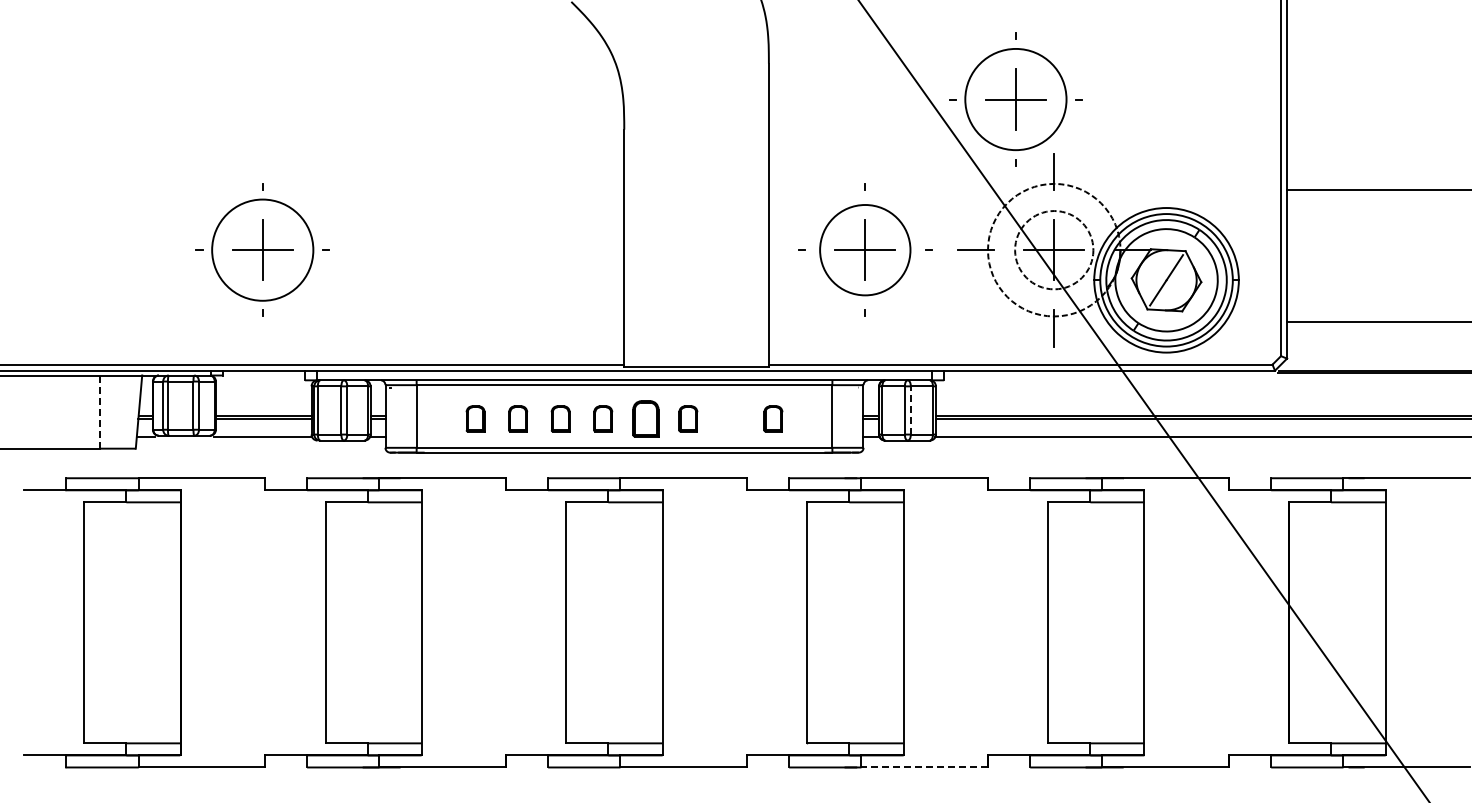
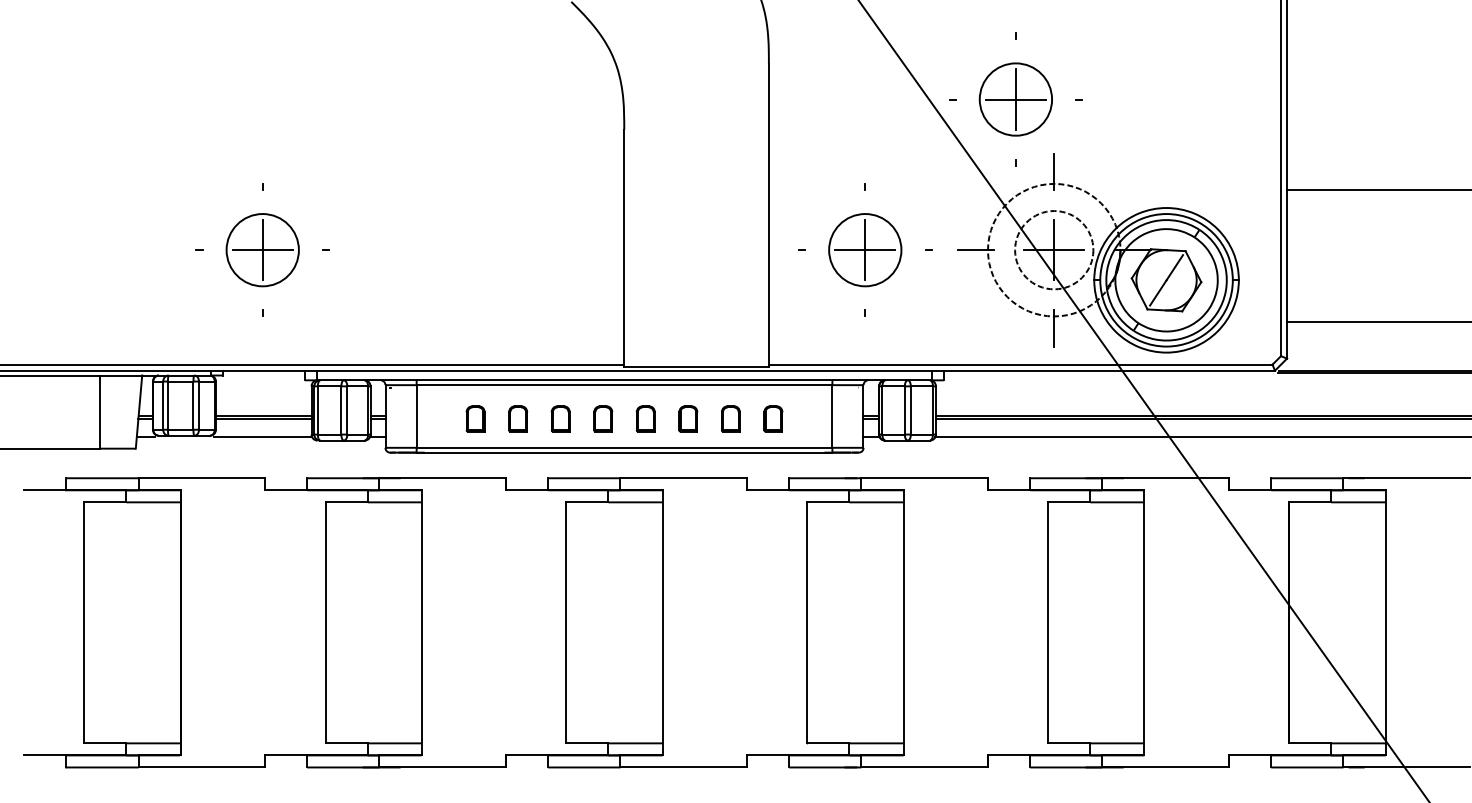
circle diameter: 101 px -> 72 px (1015, 99)
circle diameter: 101 px -> 72 px (262, 250)
circle diameter: 90 px -> 72 px (865, 250)
line: dashed -> solid (910, 409)
line: dashed -> solid (100, 412)
part size: 28x38 px -> 21x28 px (645, 418)
part: none -> present (730, 418)
line: dashed -> solid (924, 767)
